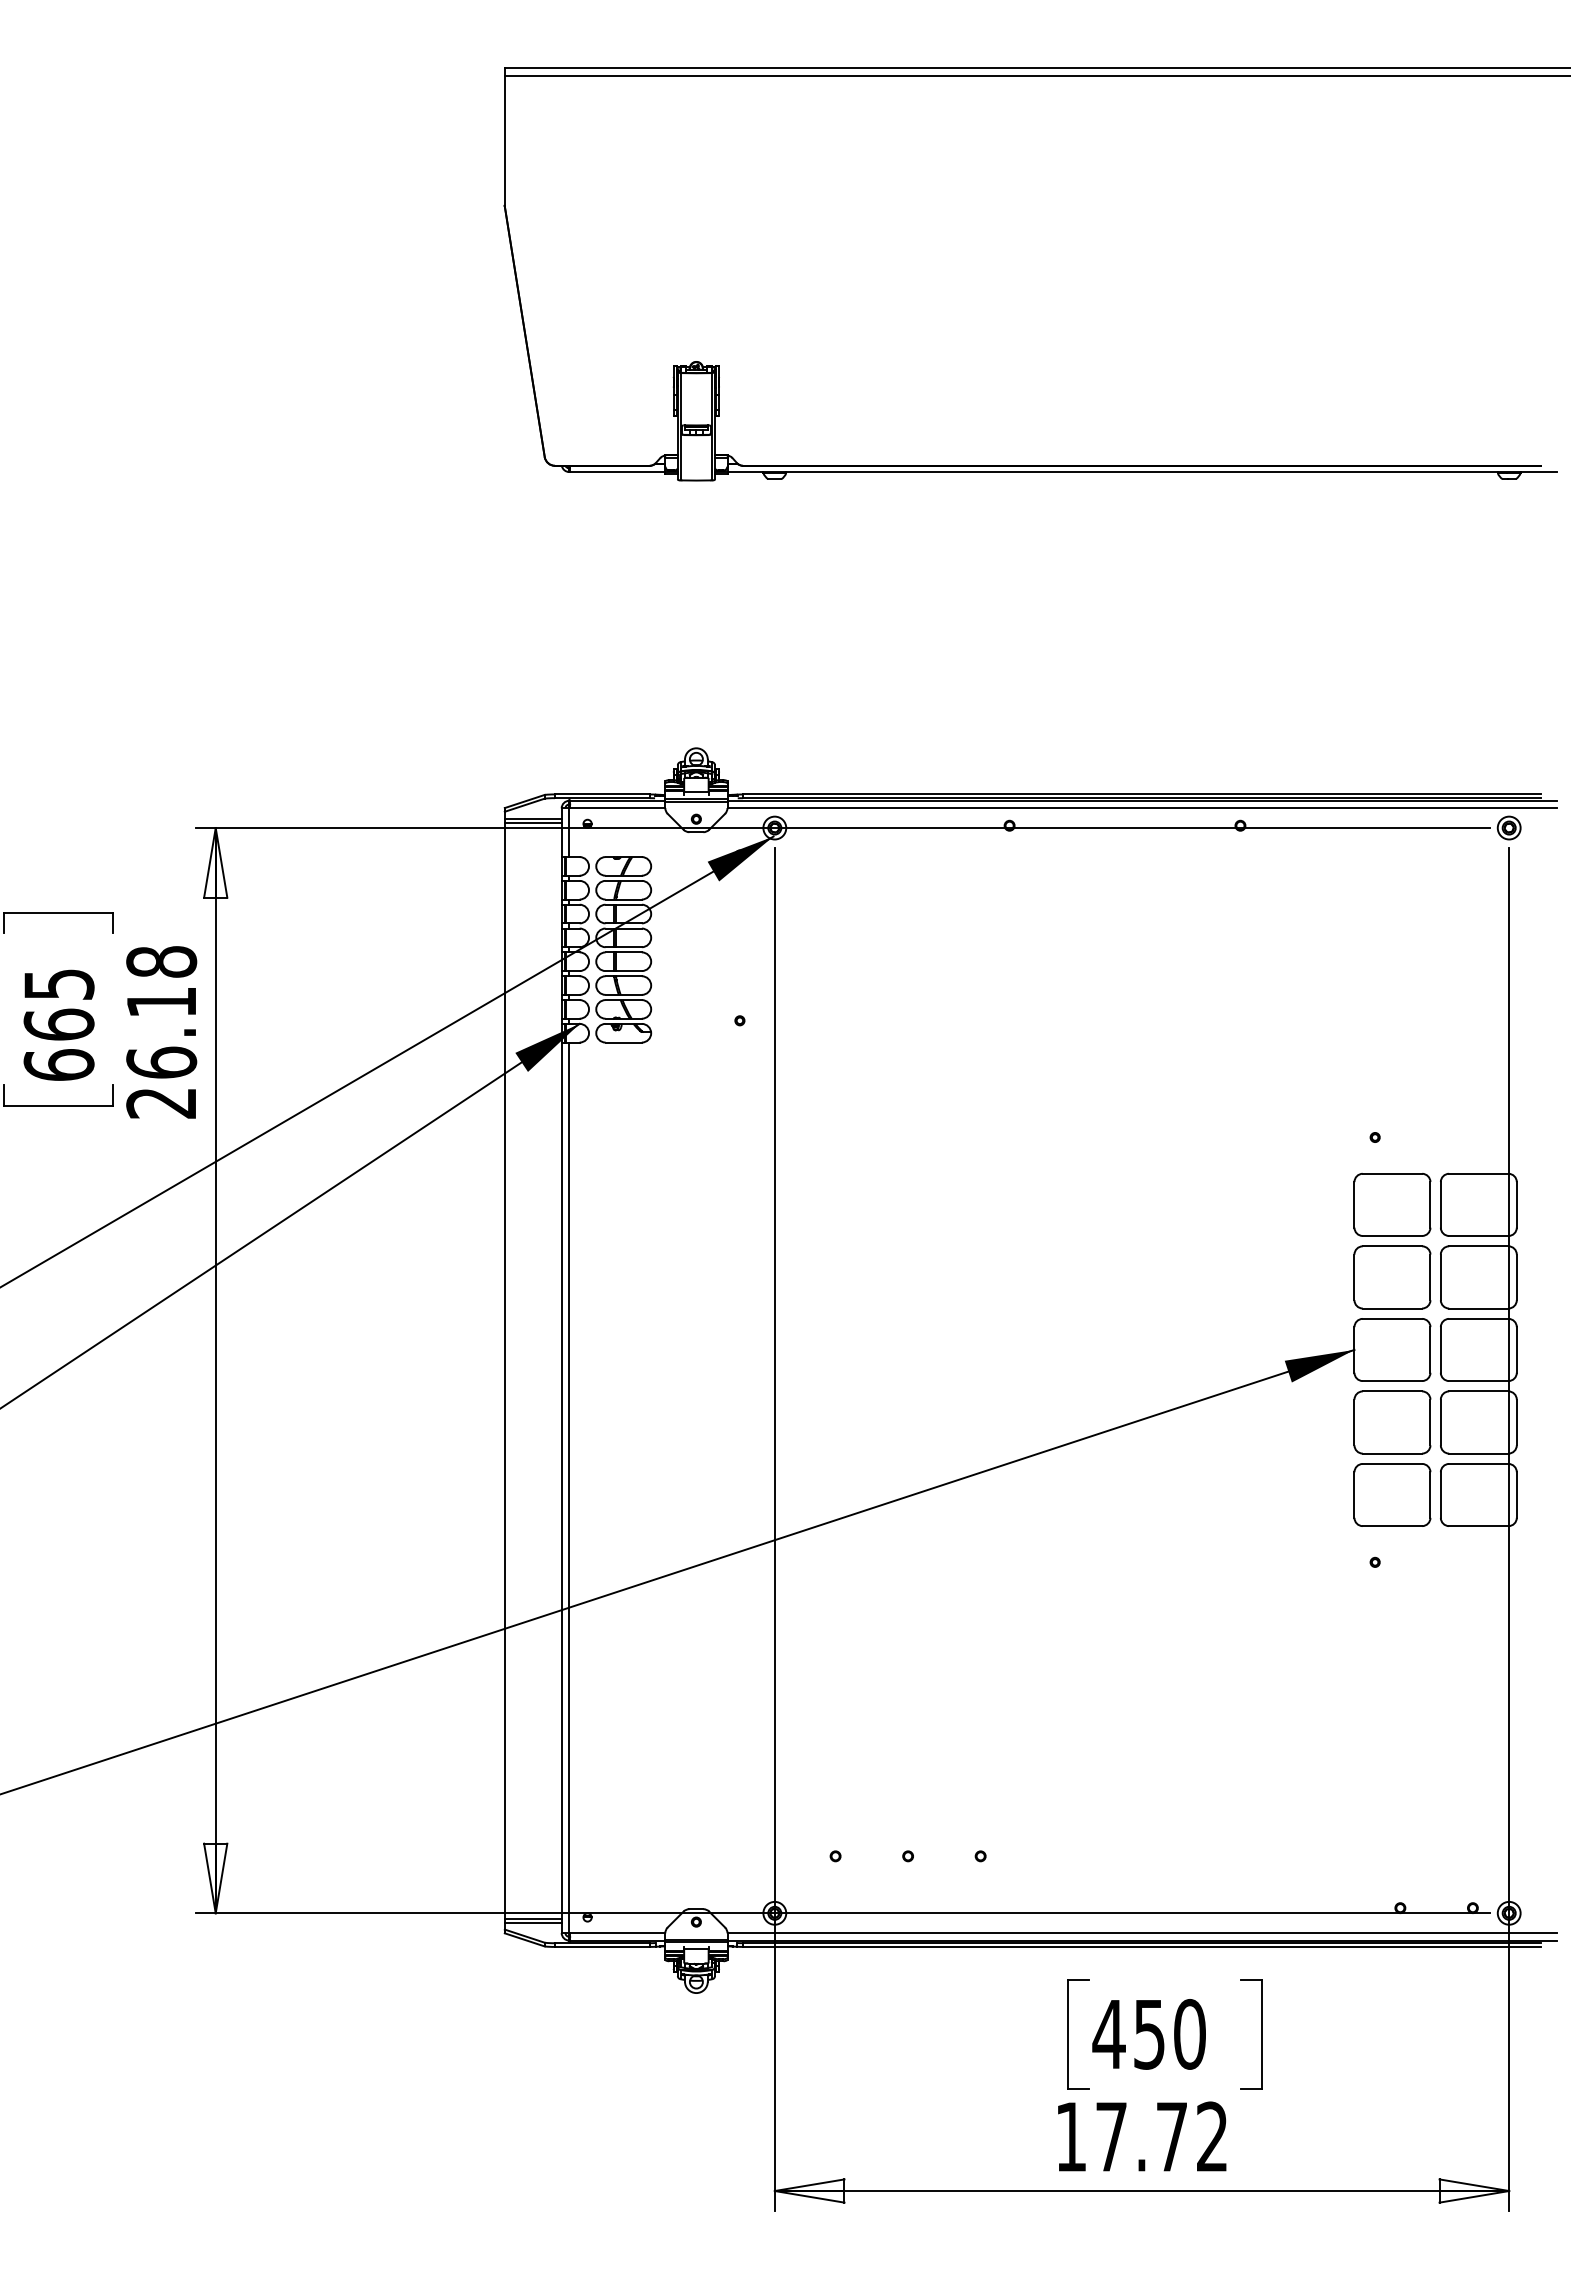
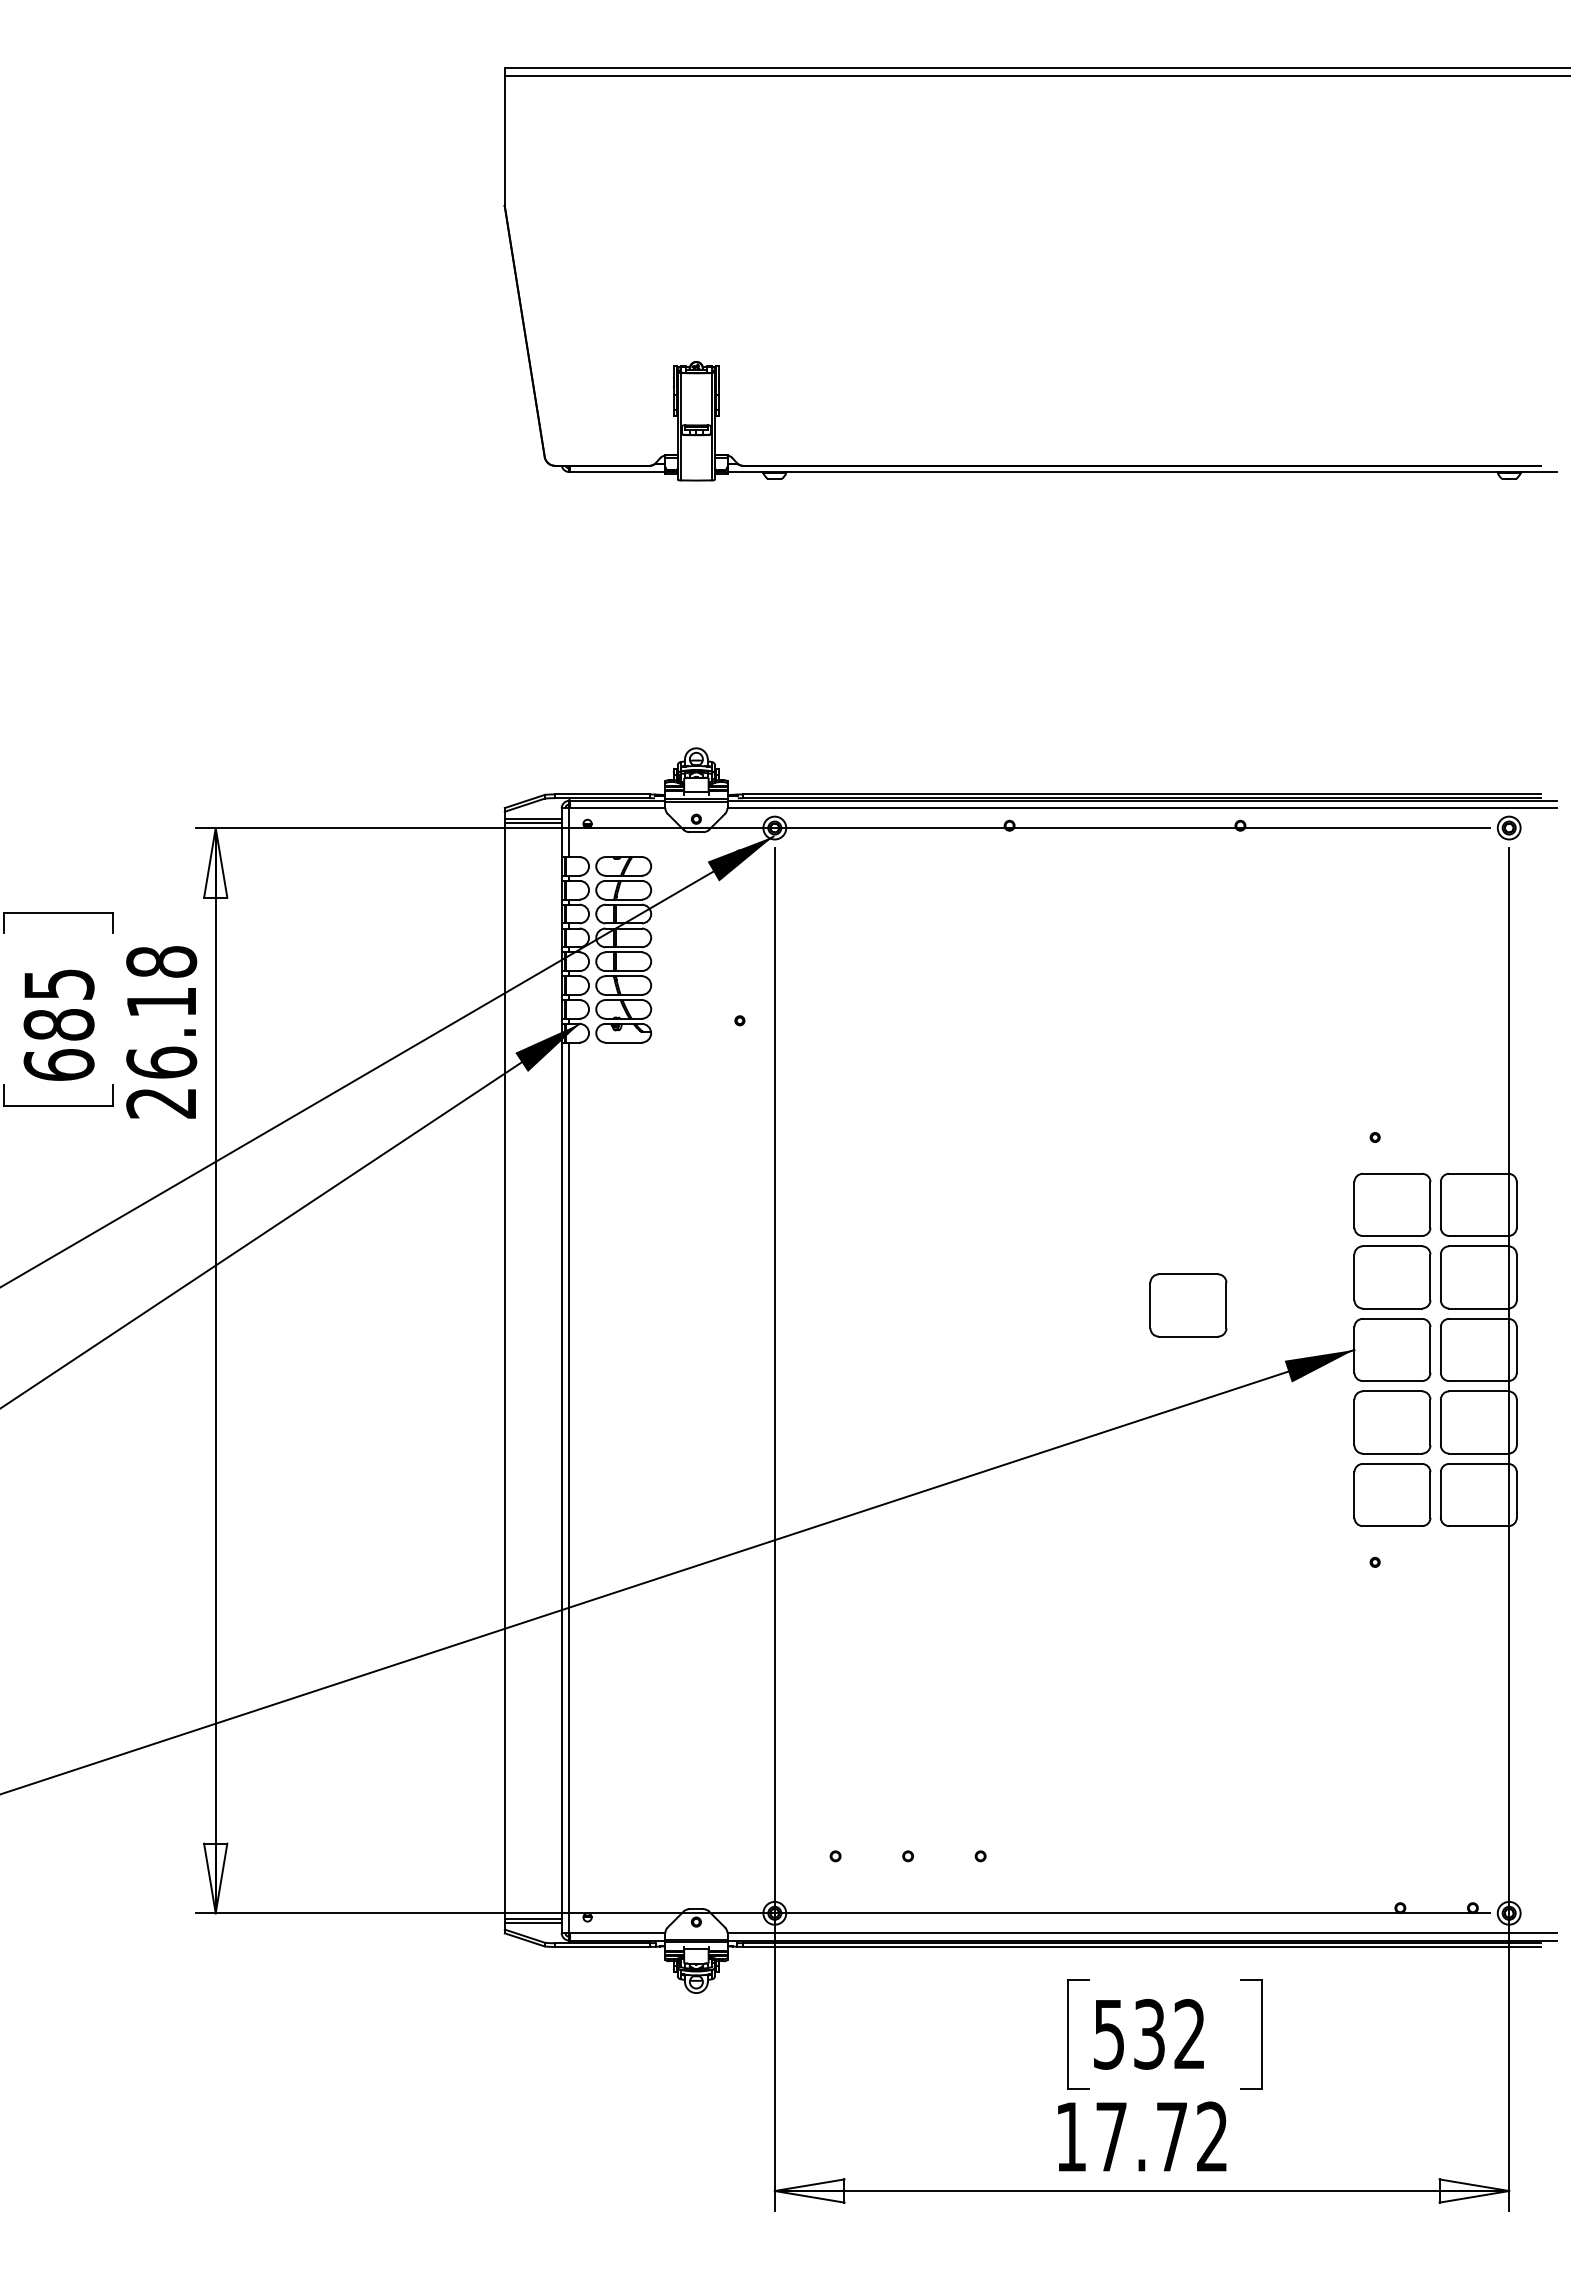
text: 665 -> 685 (58, 1024)
part: none -> present (1188, 1305)
text: 450 -> 532 (1148, 2033)
